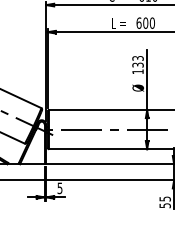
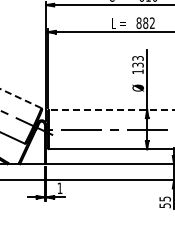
text: 600 -> 882 (145, 22)
line: solid -> dashed (20, 98)
line: solid -> dashed (111, 110)
text: 5 -> 1 (59, 188)
